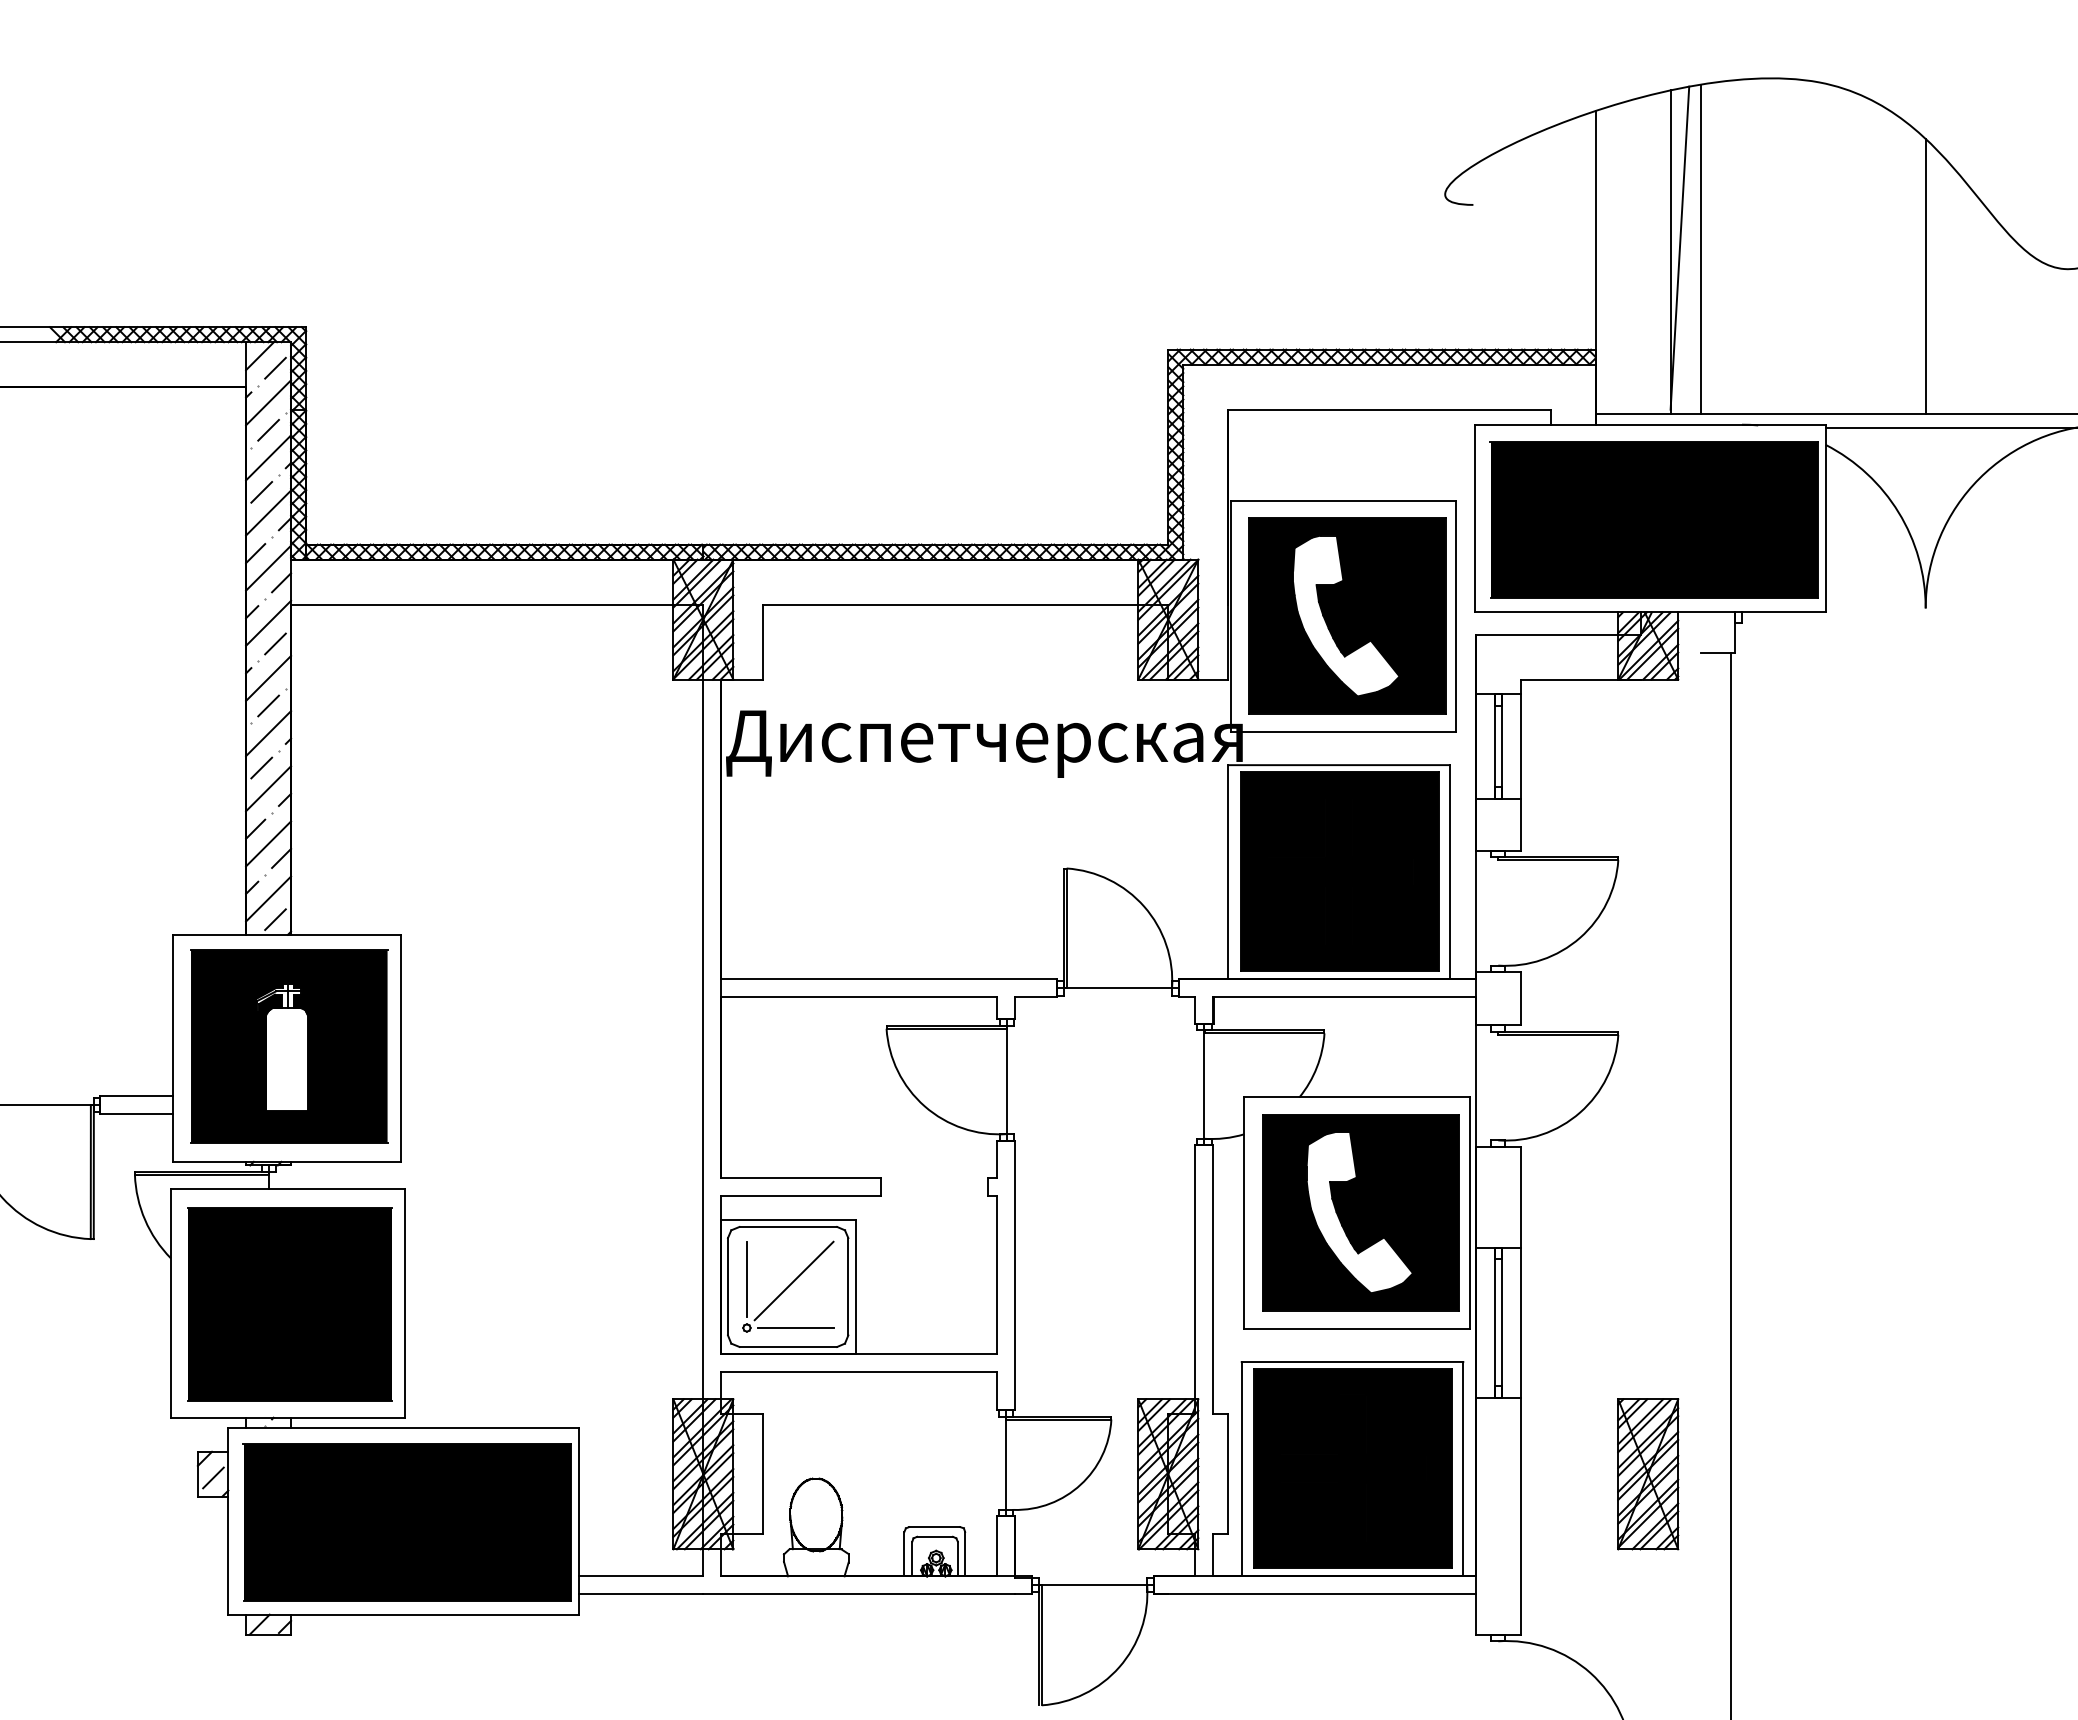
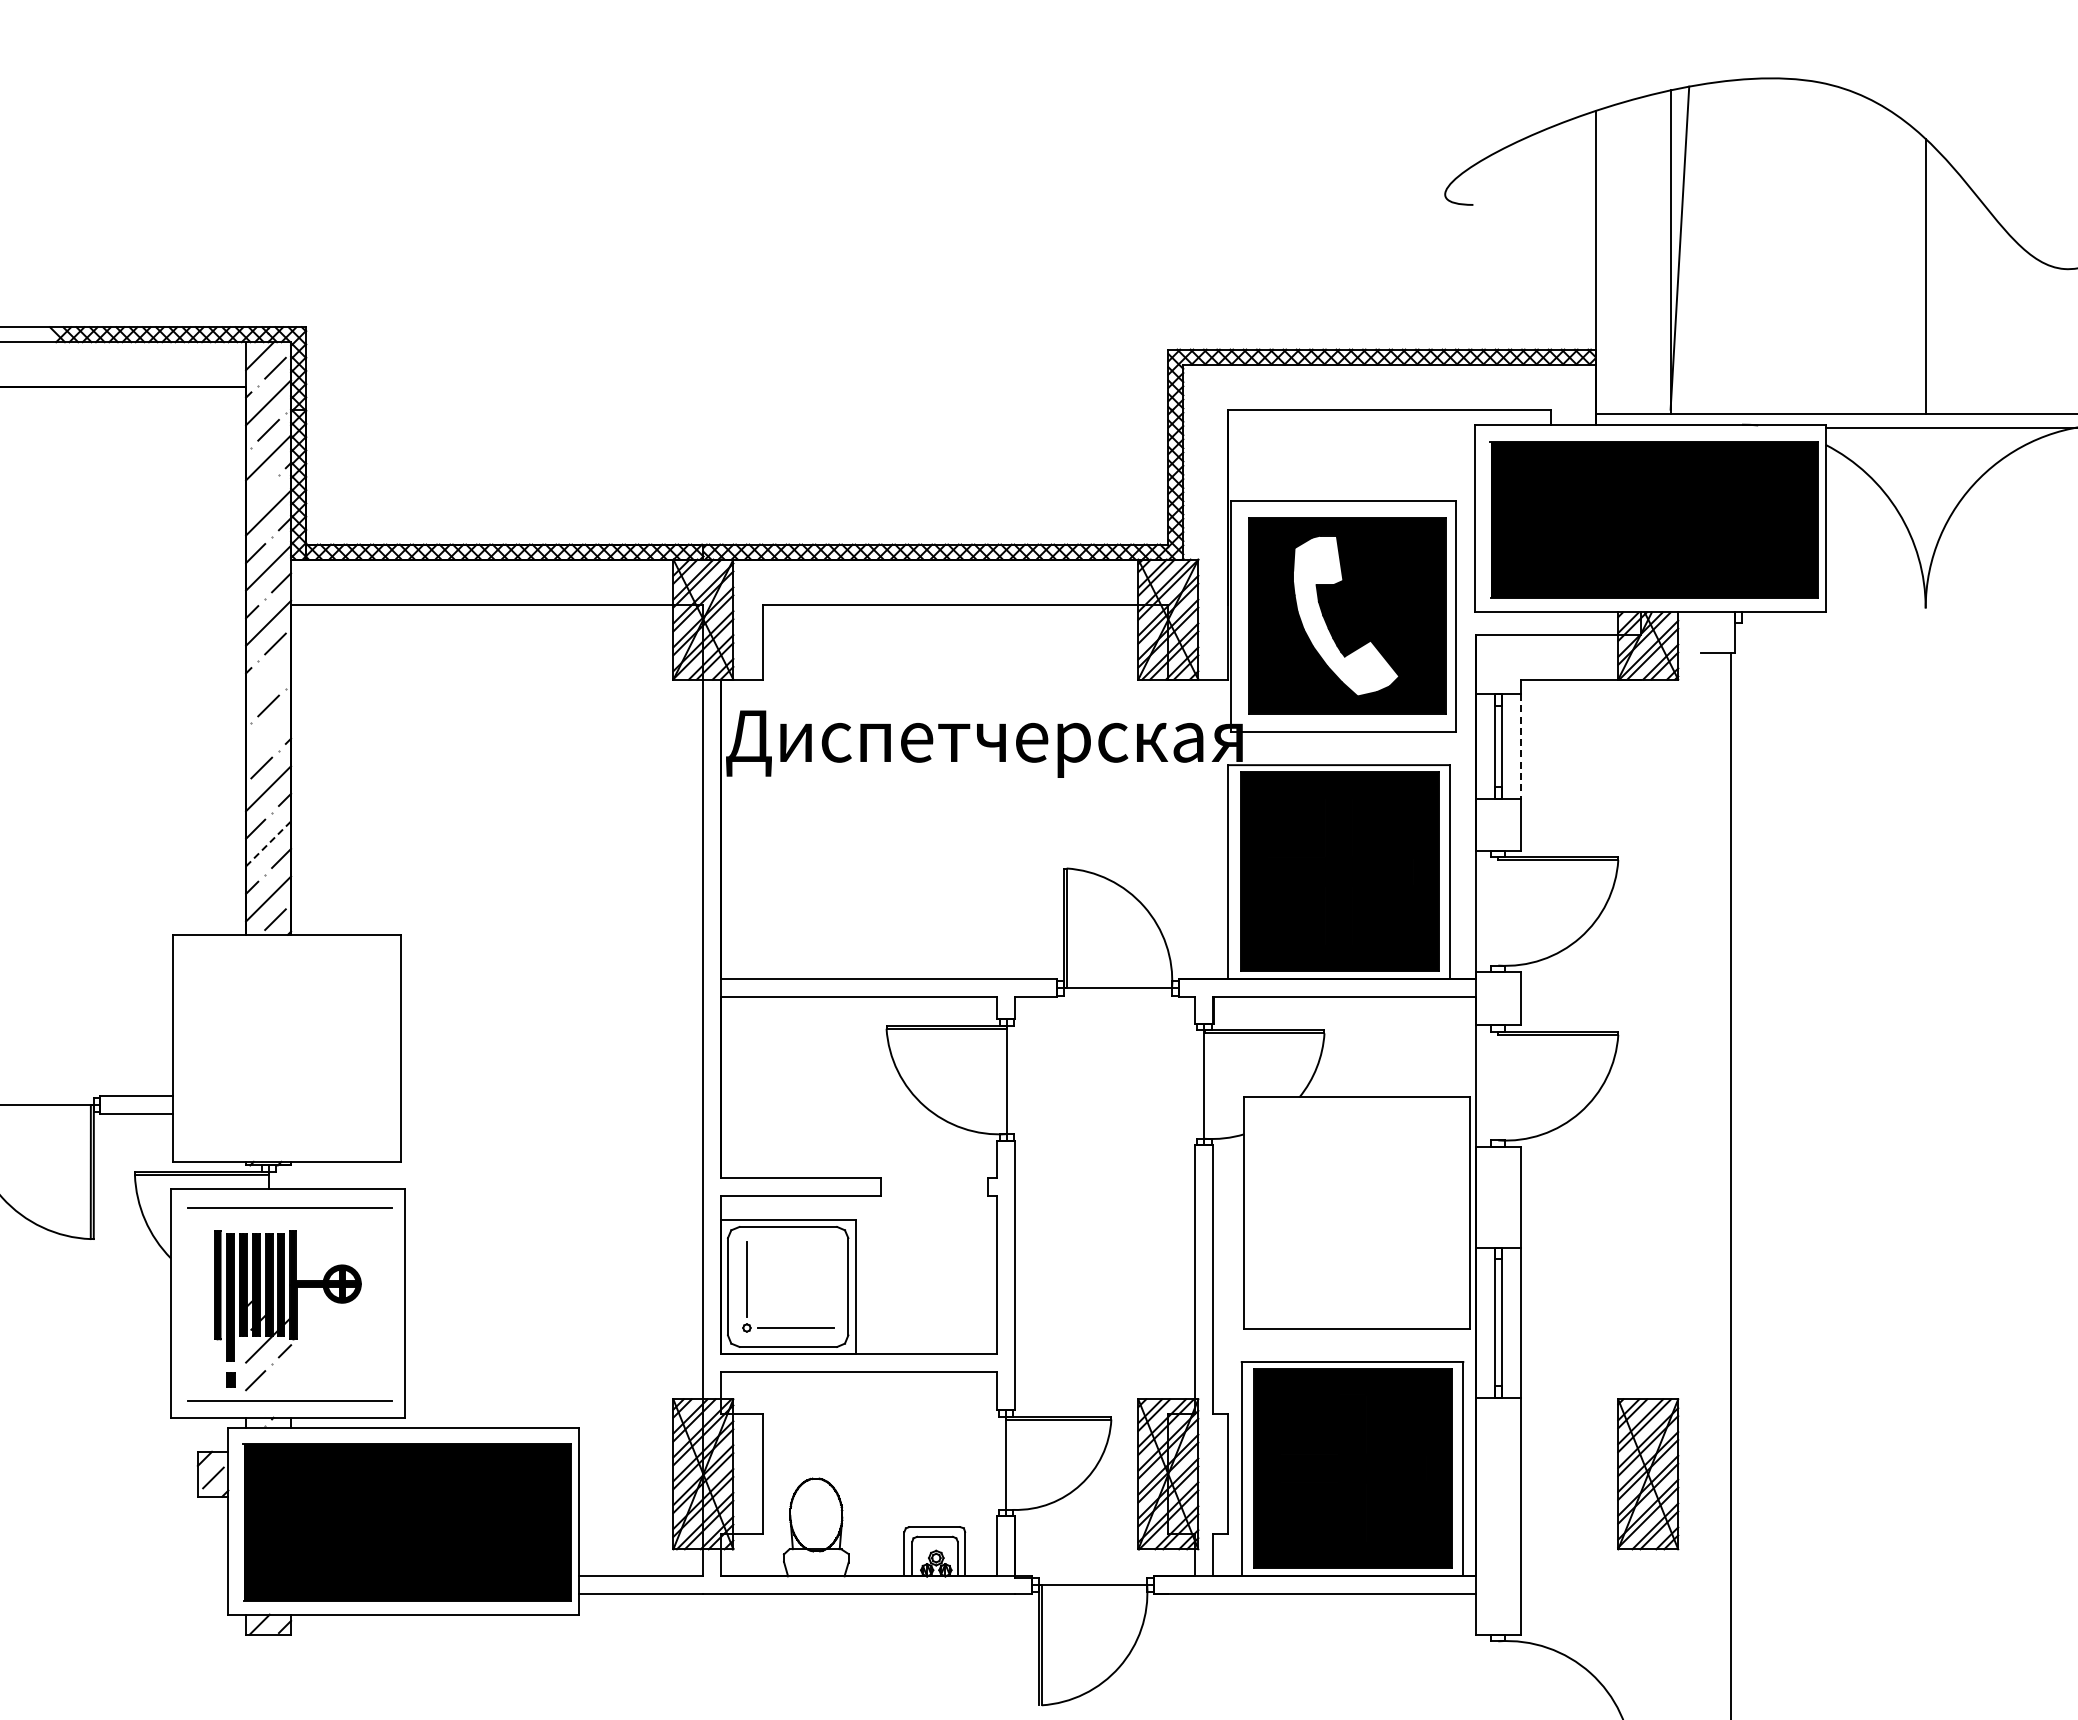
line: present -> none (1700, 248)
line: present -> none (261, 492)
line: present -> none (268, 677)
line: present -> none (268, 733)
line: solid -> dashed (1520, 747)
line: solid -> dashed (268, 843)
part: present -> none (289, 1046)
part: present -> none (1360, 1212)
line: present -> none (793, 1280)
fill: present -> none (289, 1303)
